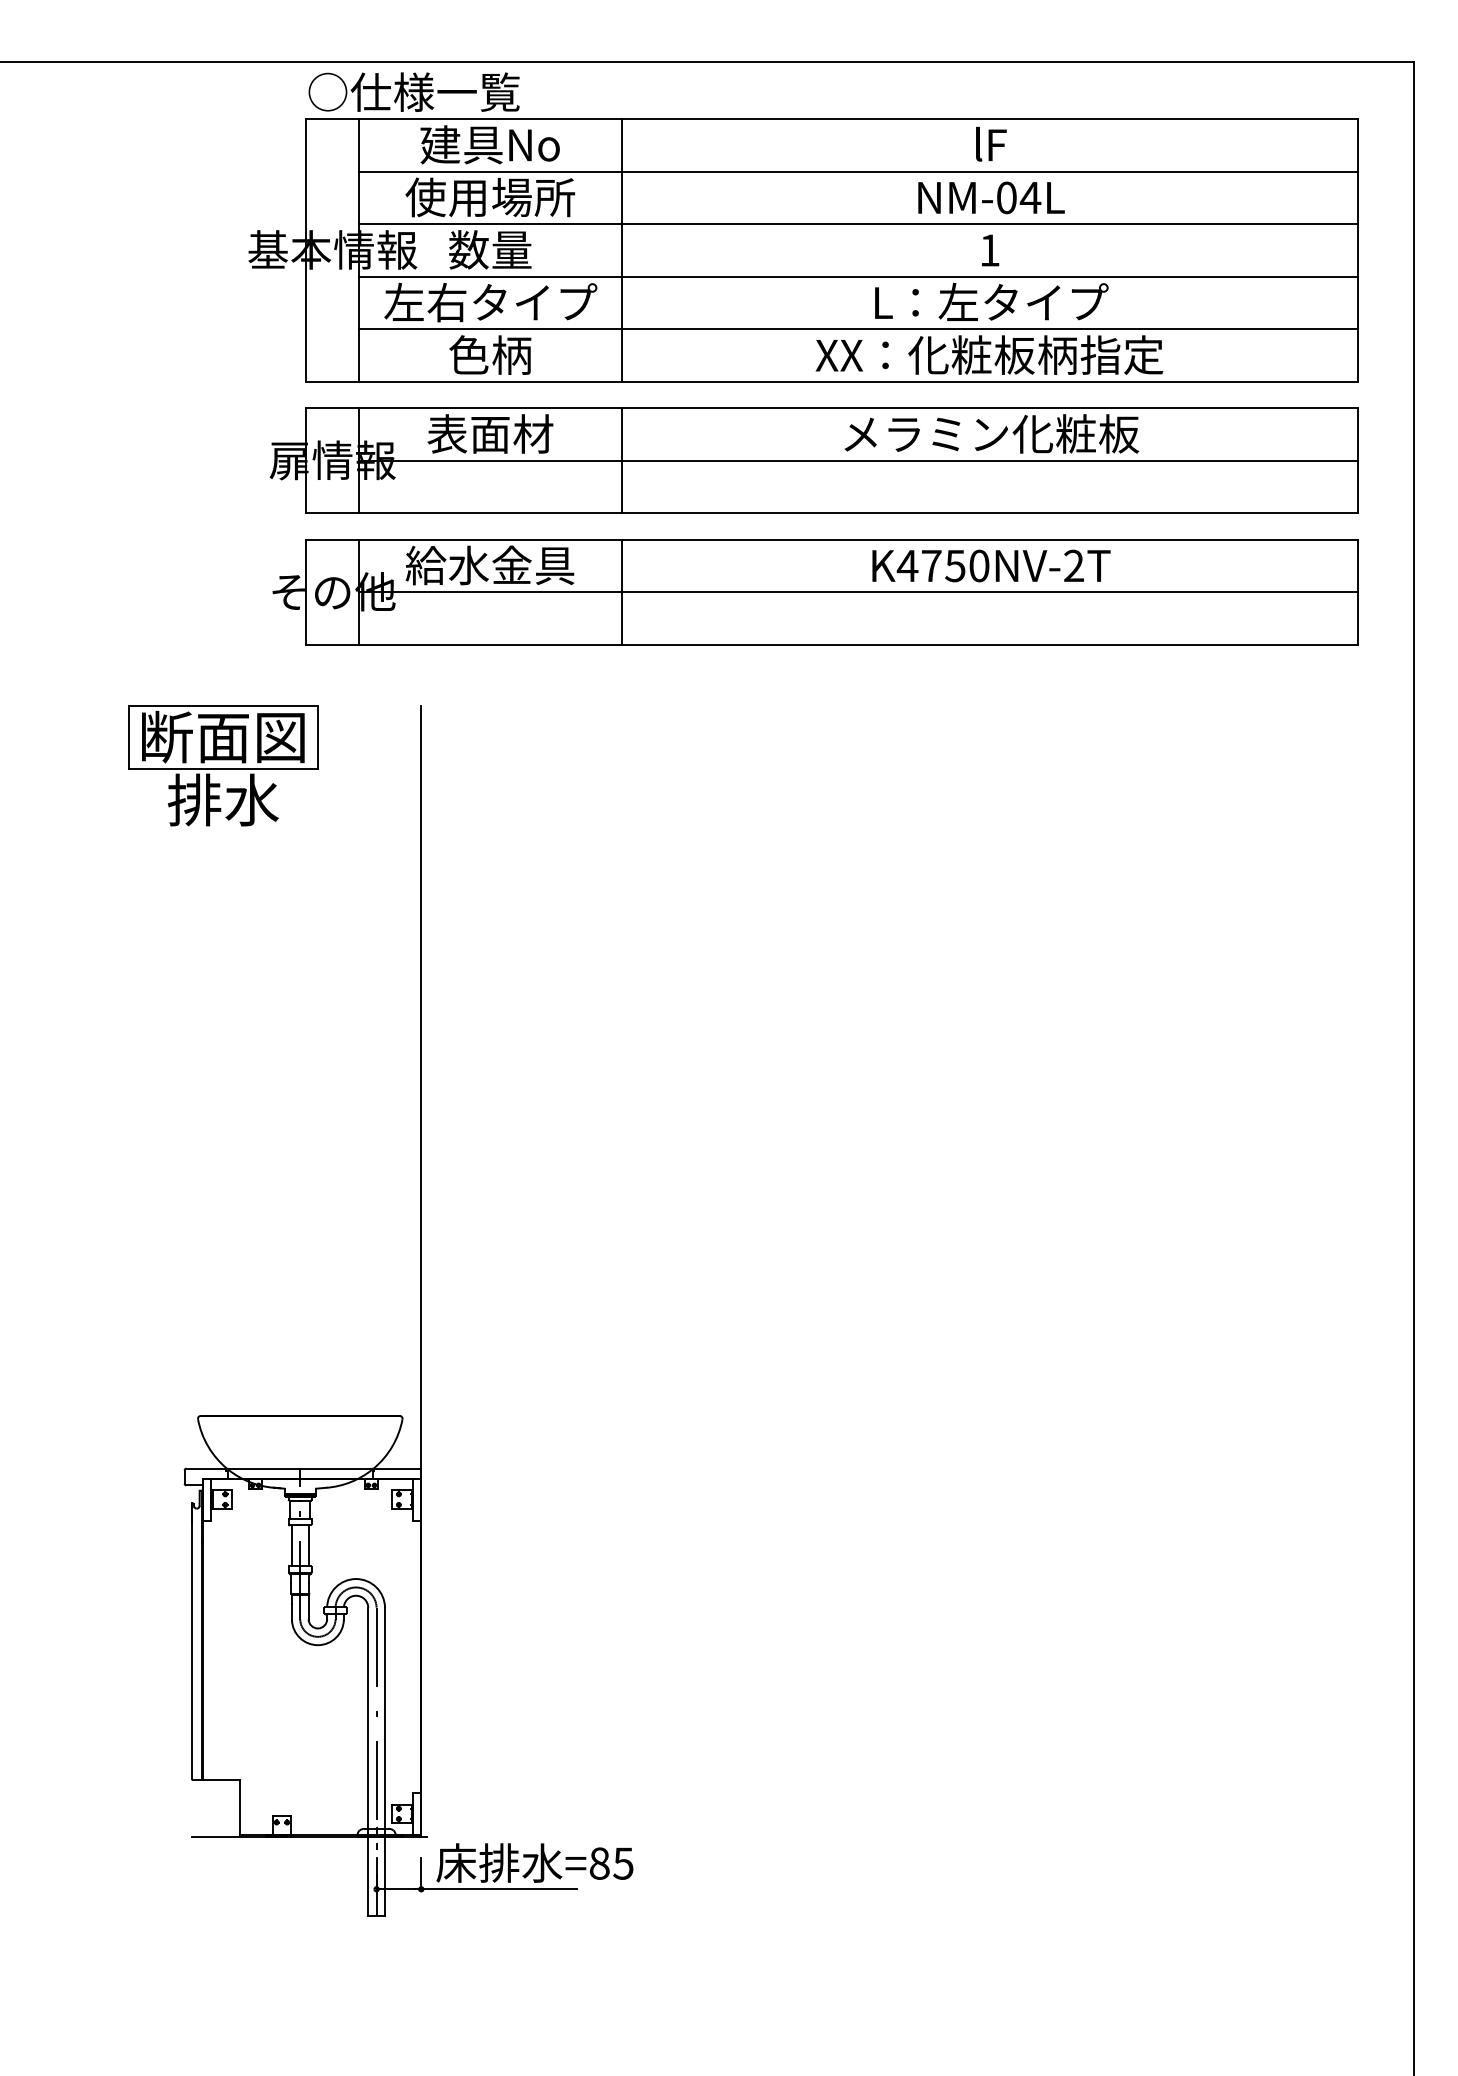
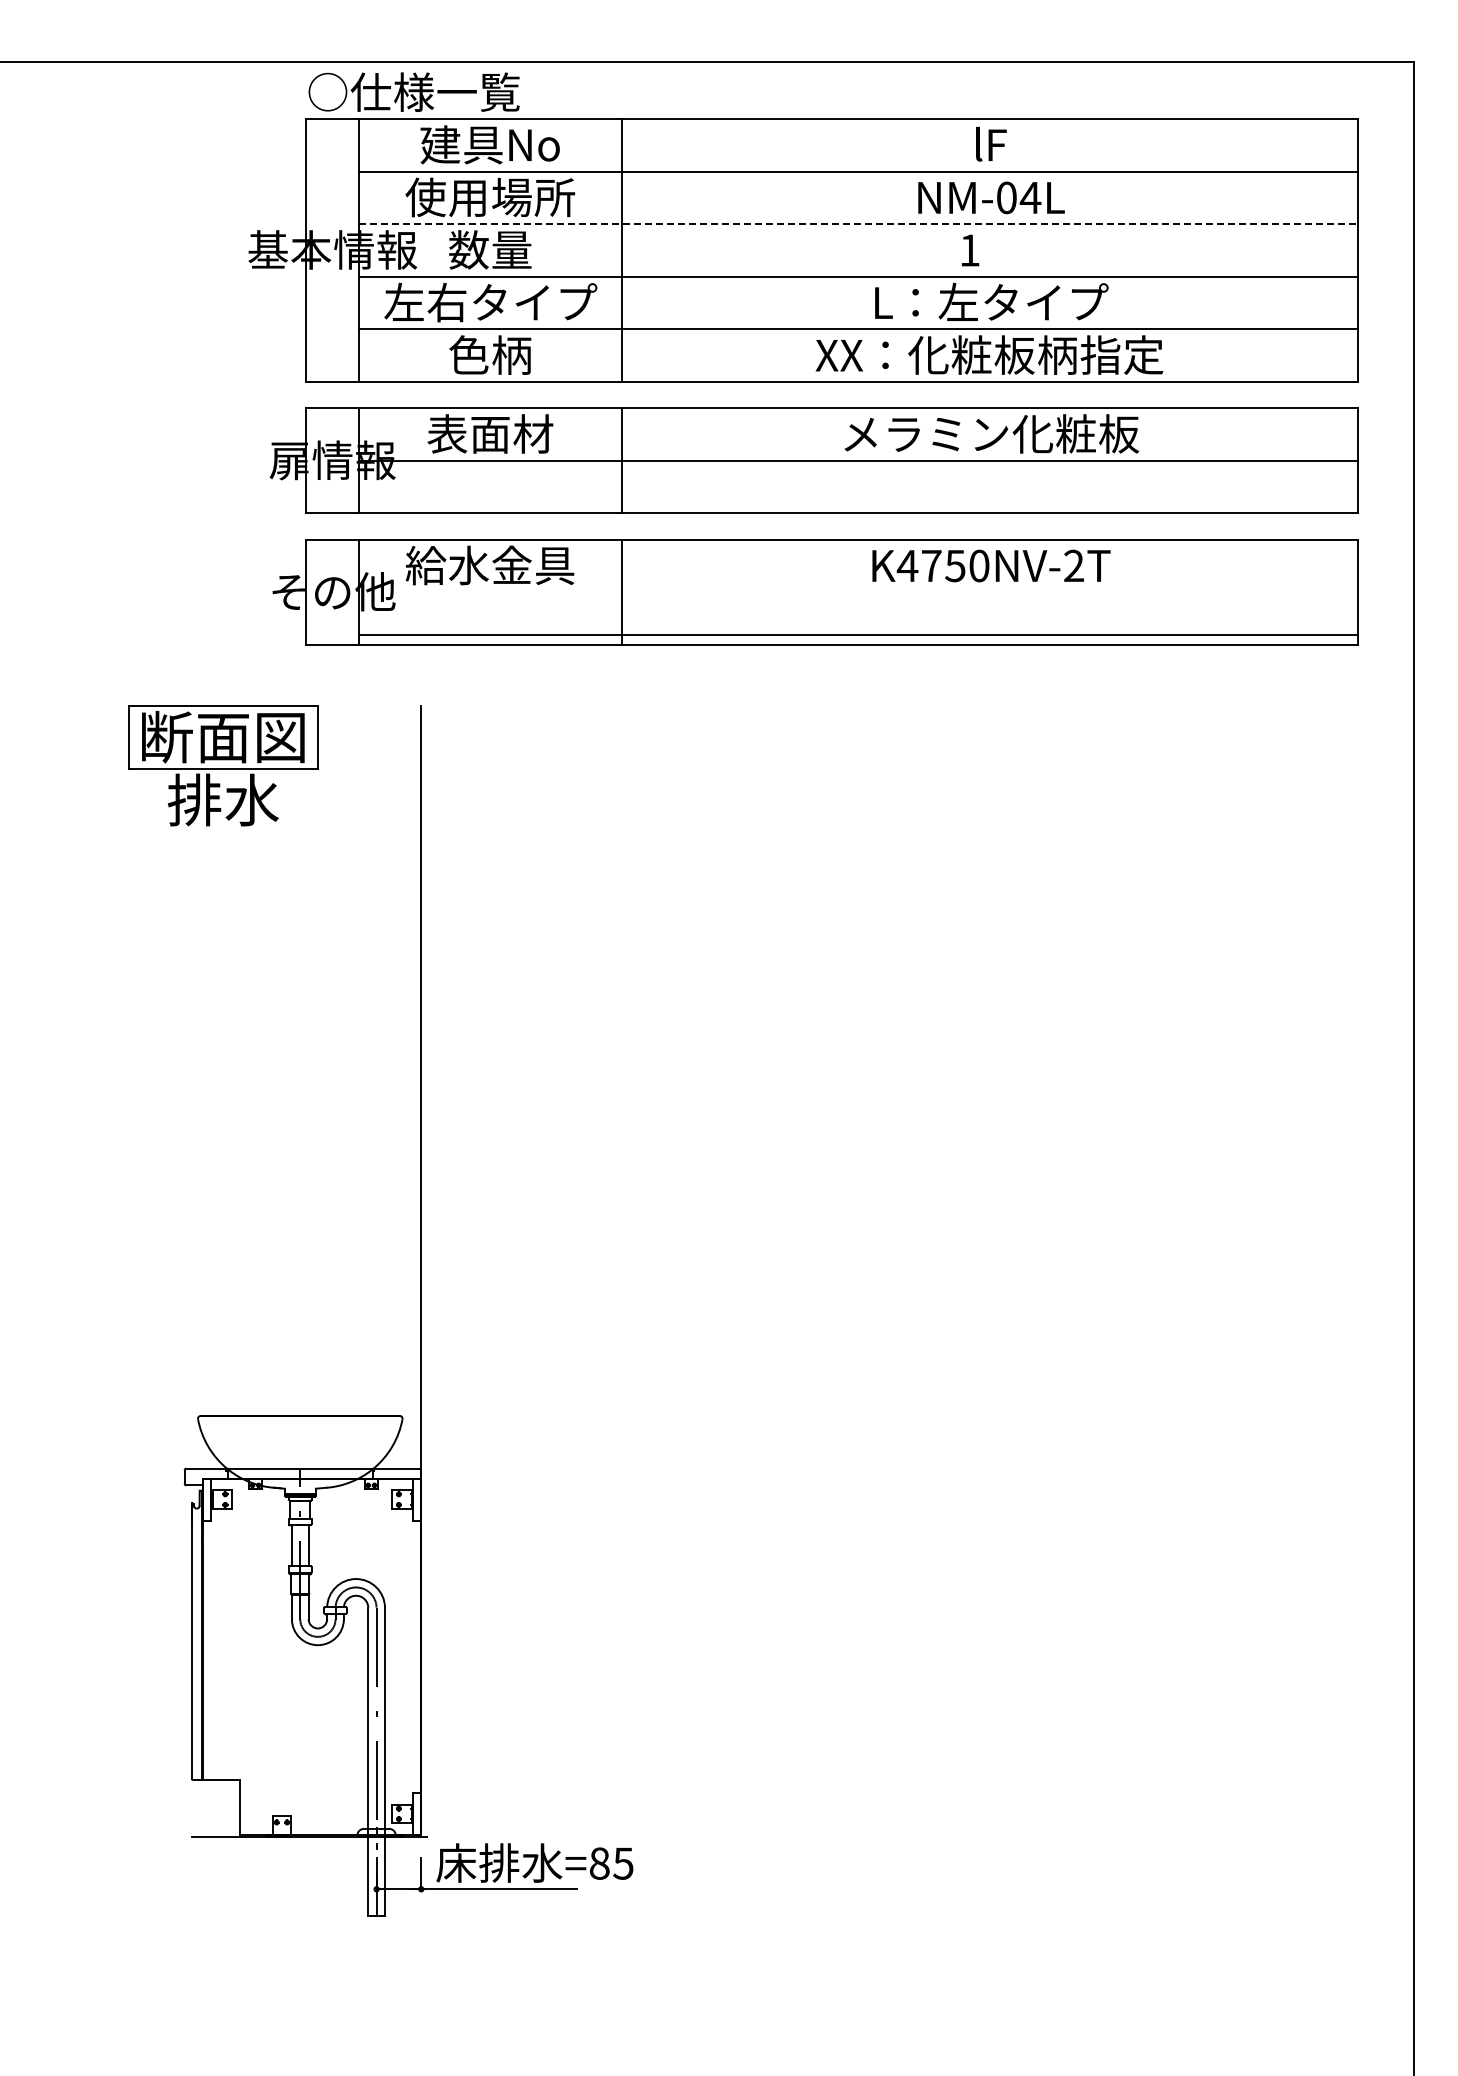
line: solid -> dashed (858, 224)
text position: (990, 250) -> (970, 250) (970, 250)
line position: (858, 592) -> (858, 635) (858, 635)
